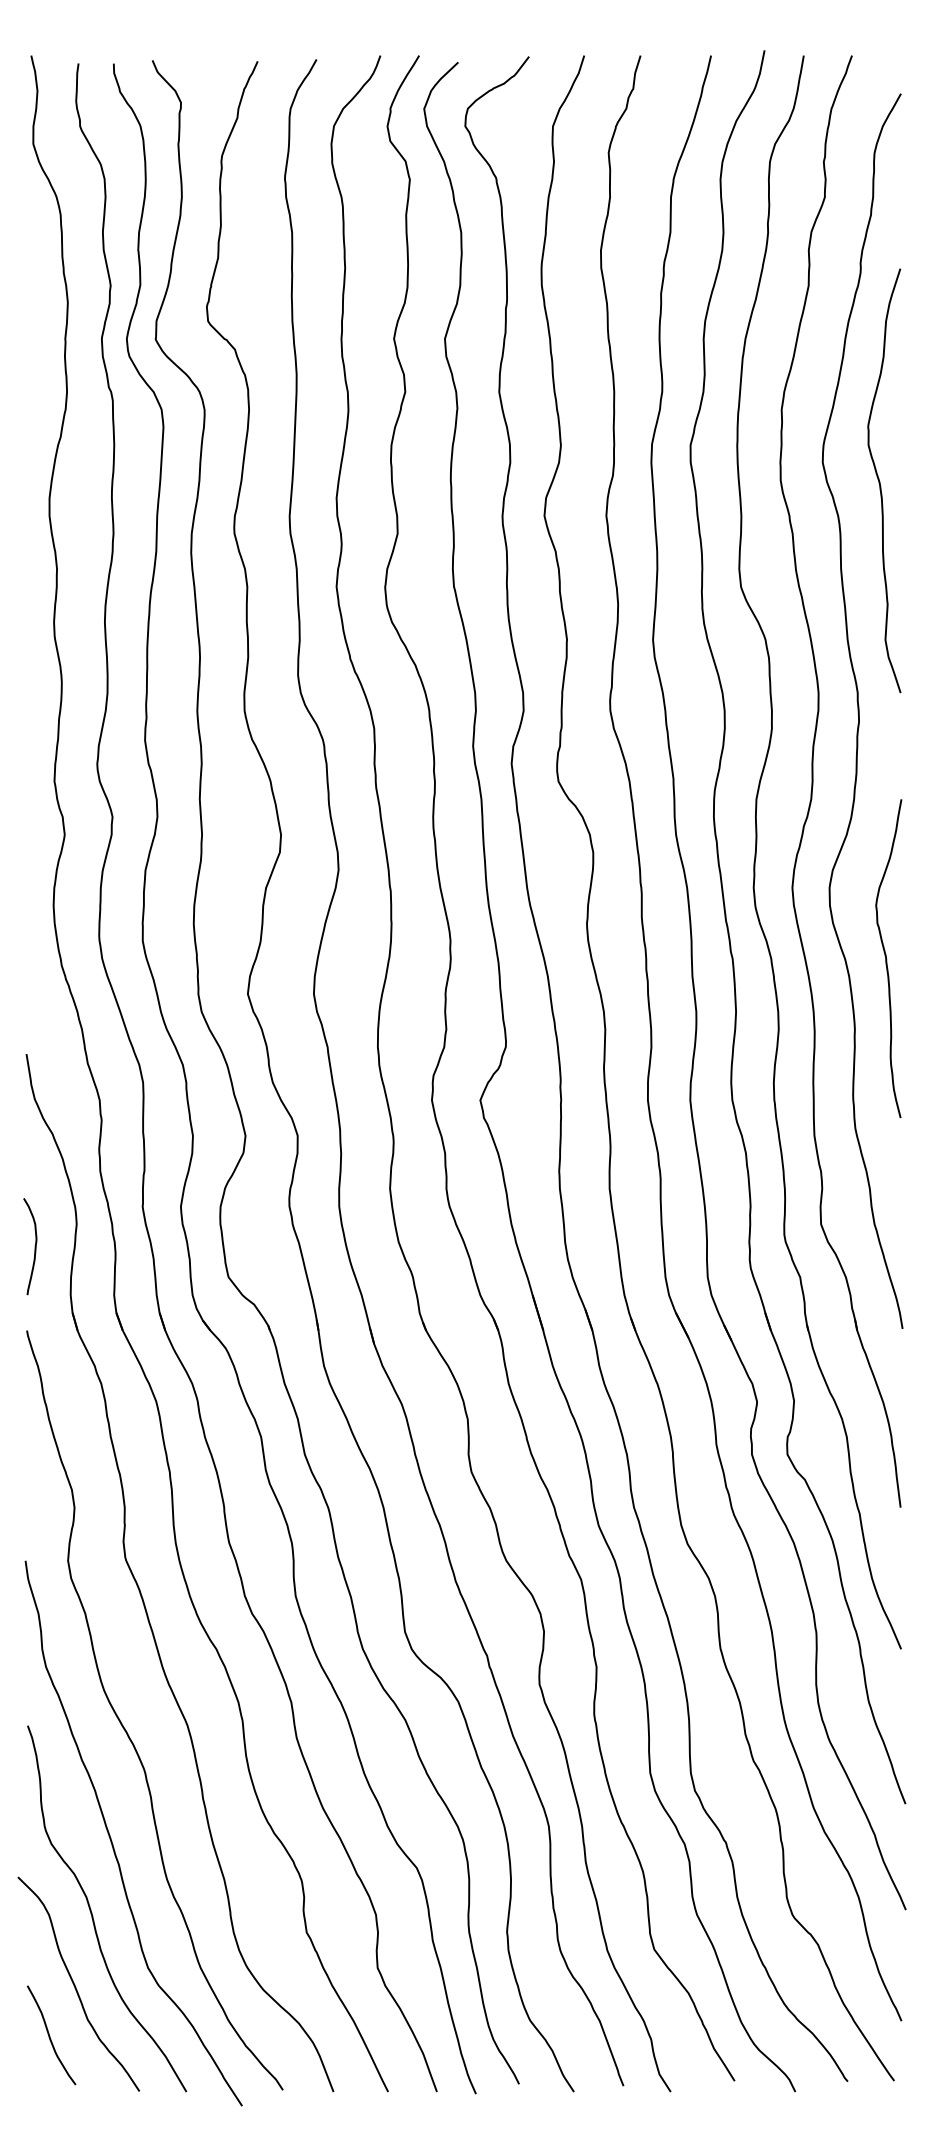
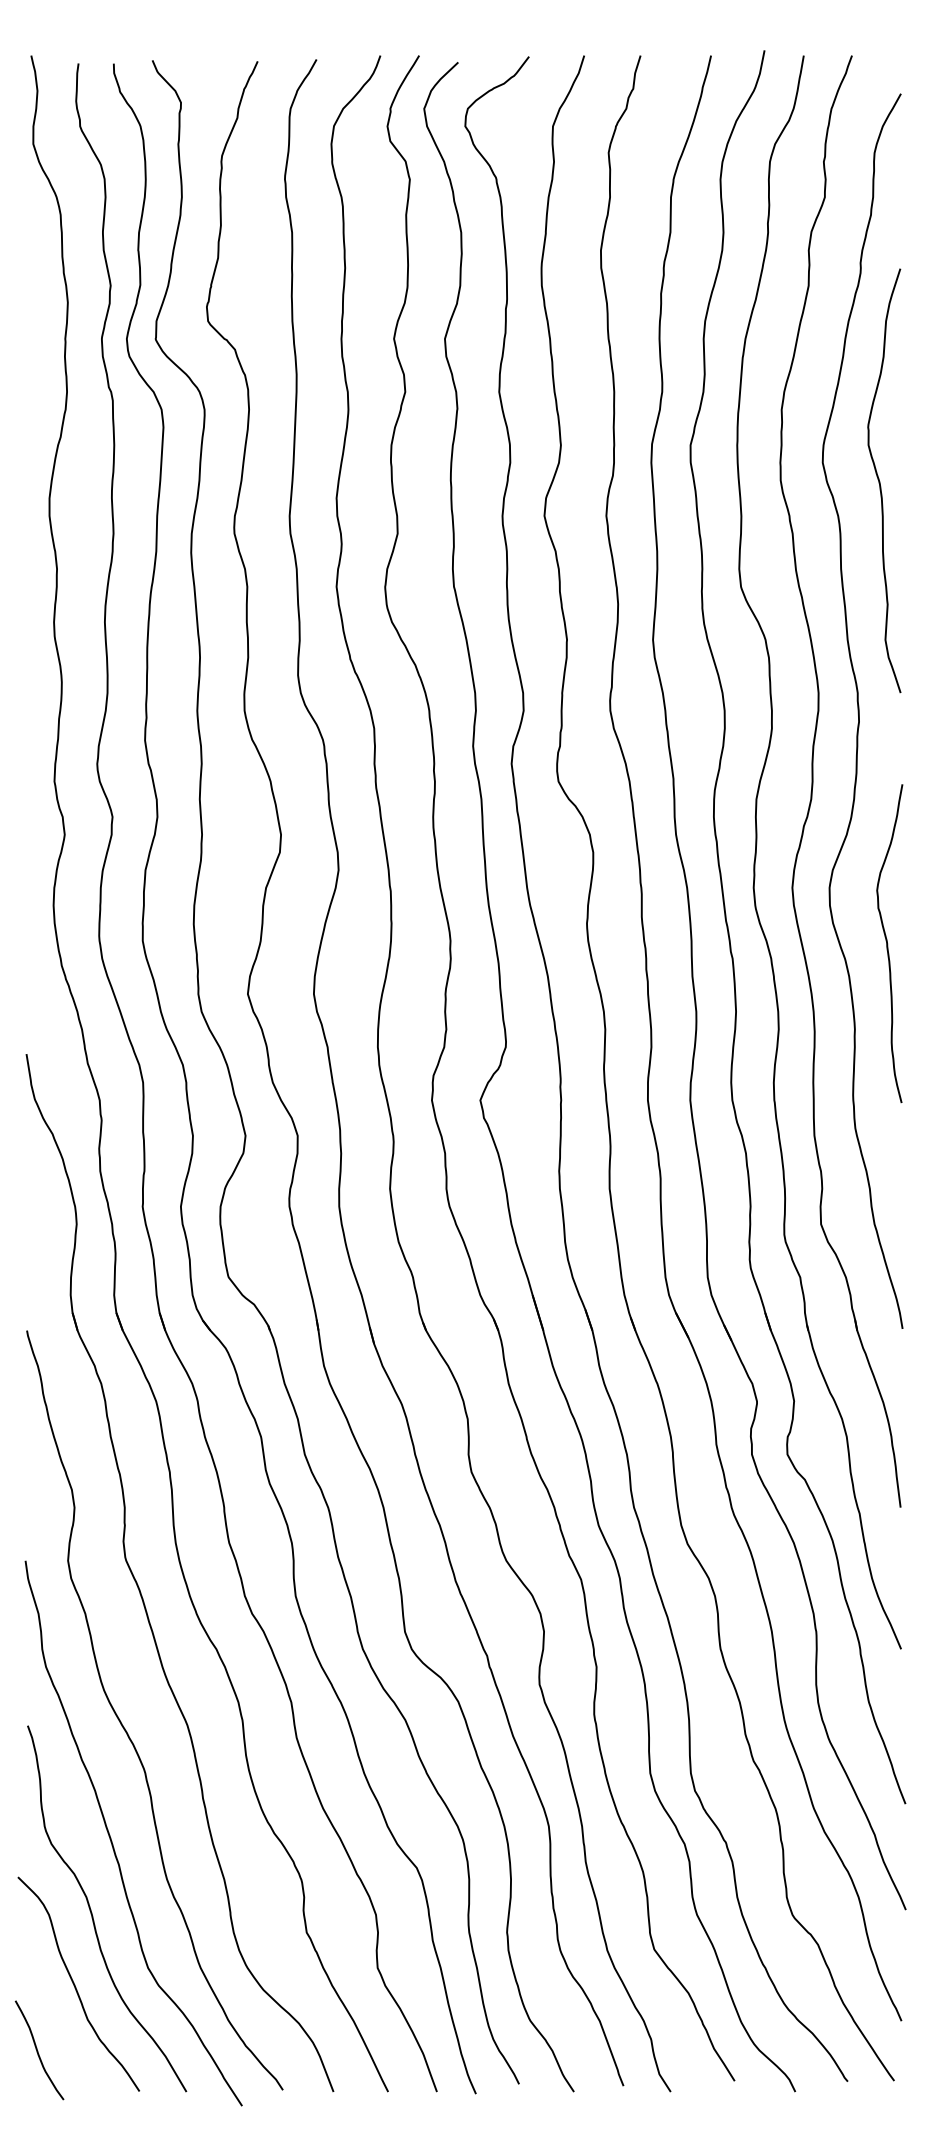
curve position: (887, 959) -> (888, 944) (888, 944)
curve: present -> none (34, 1246)
curve position: (50, 2036) -> (38, 2051) (38, 2051)
